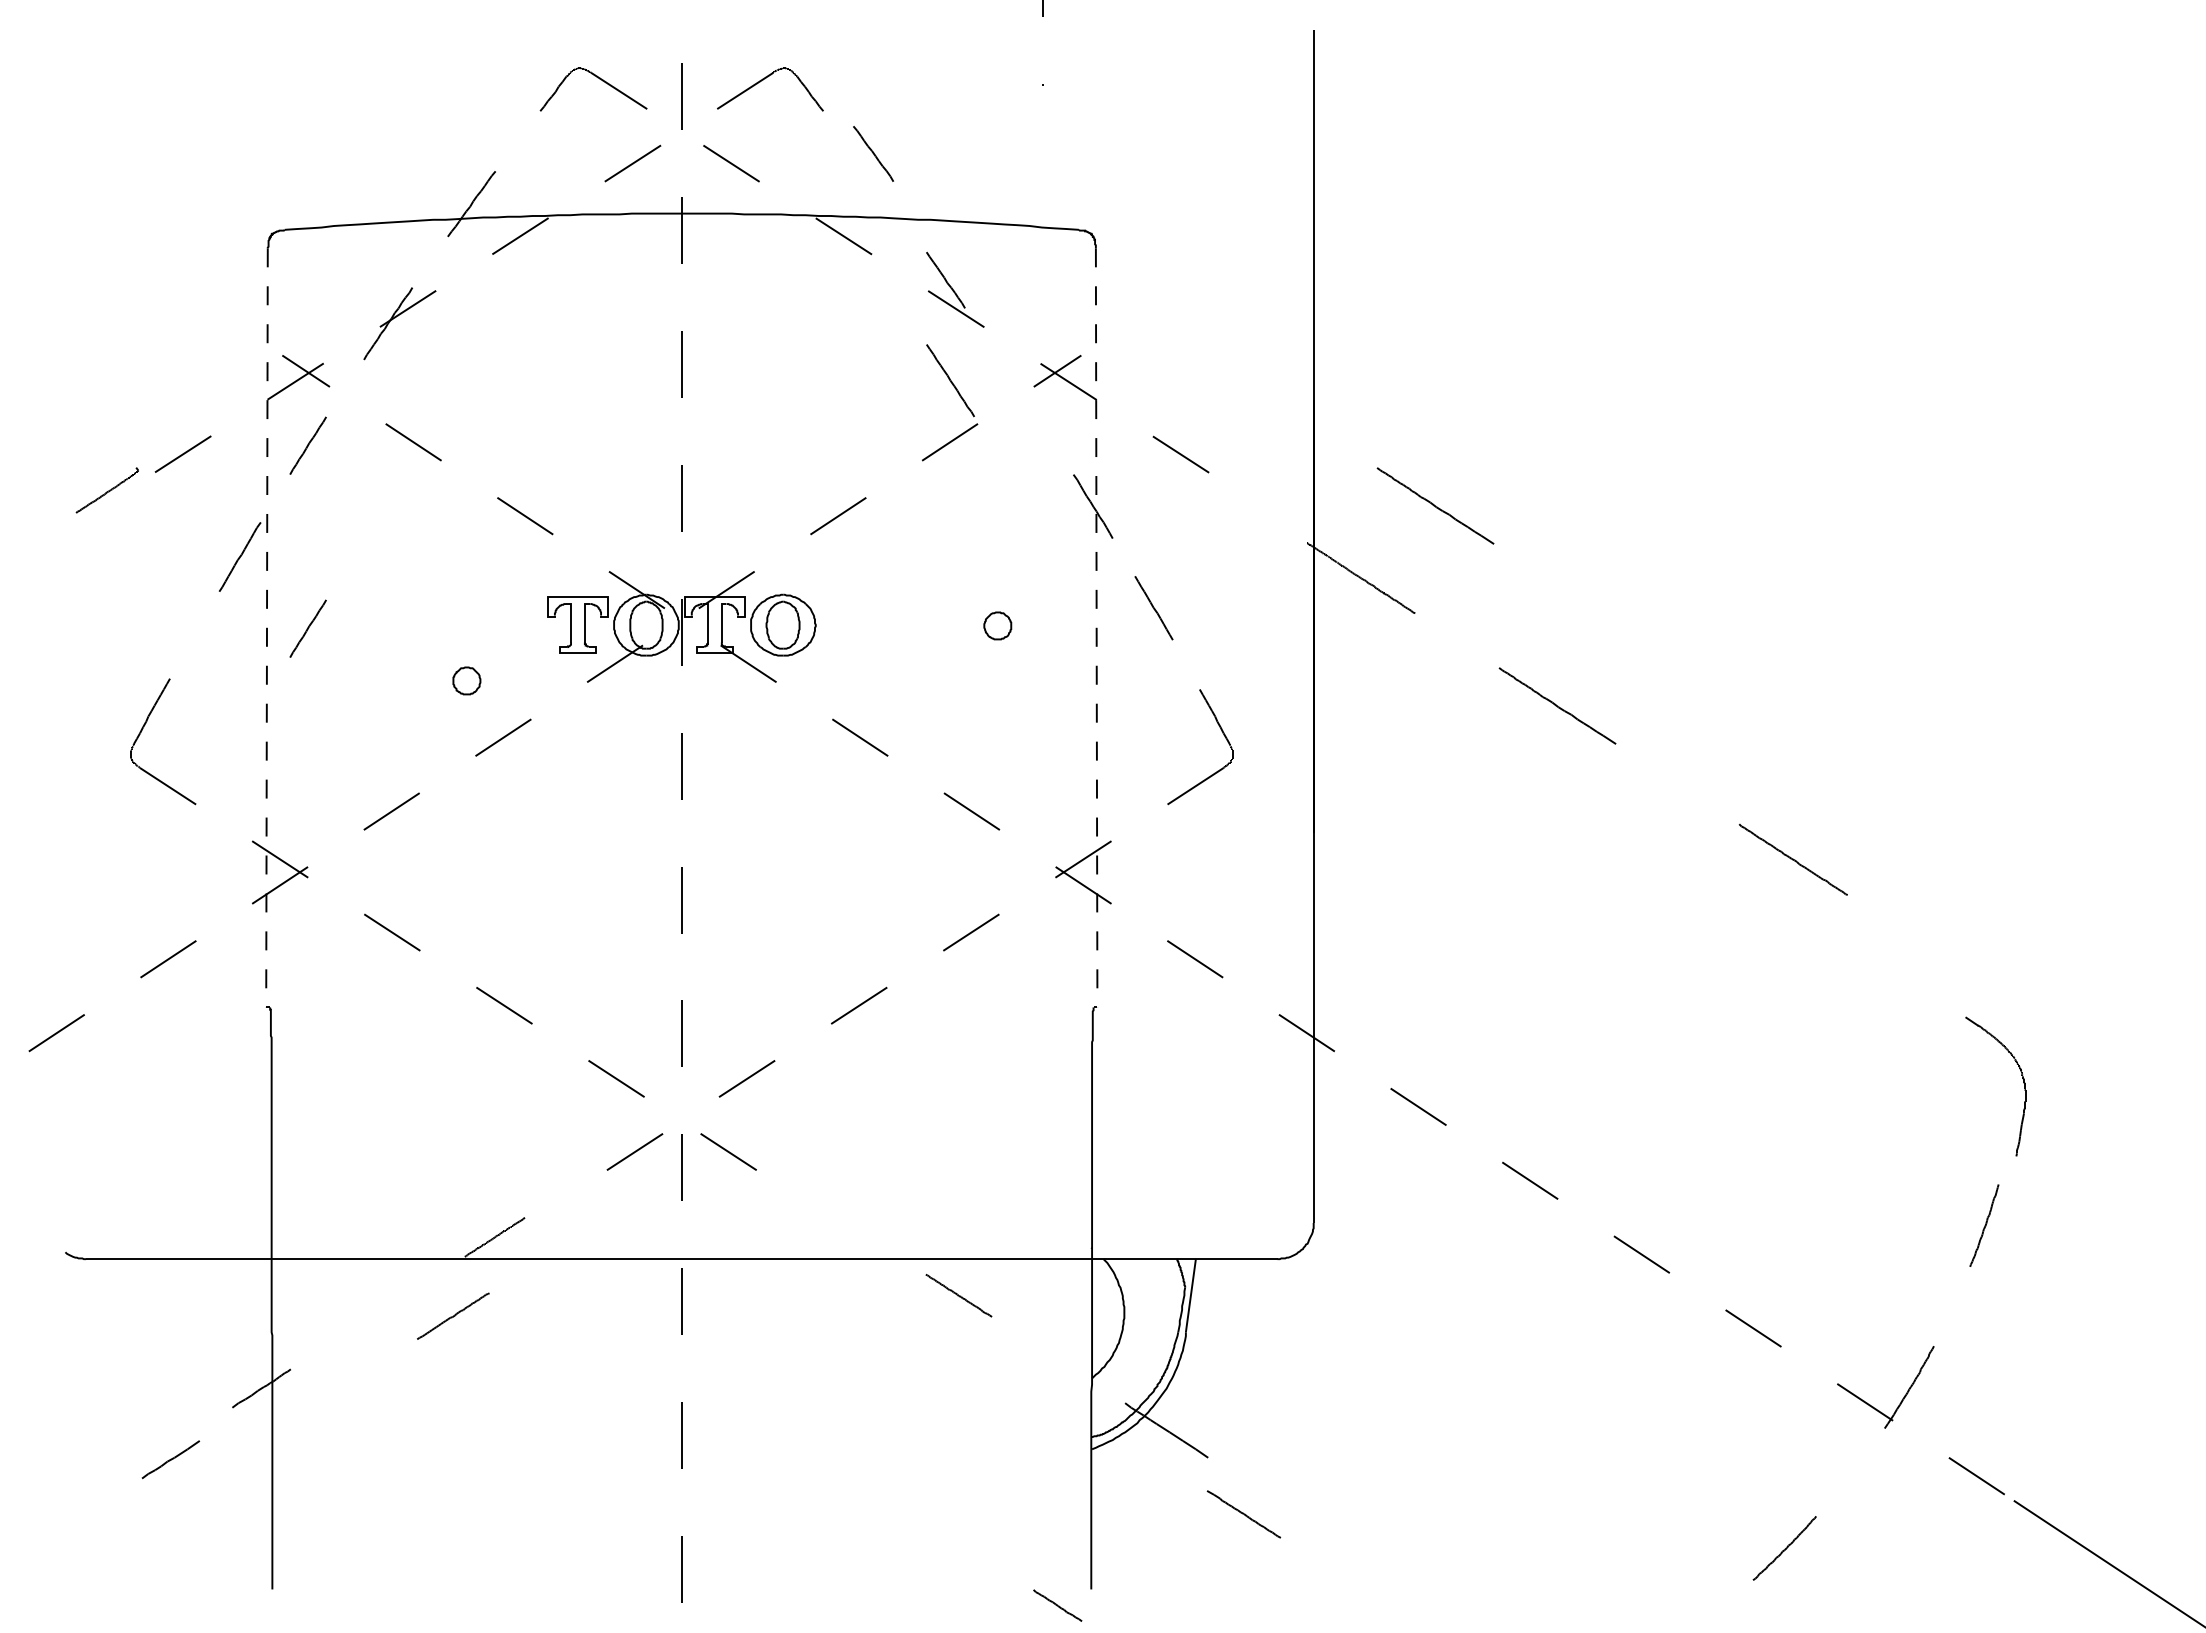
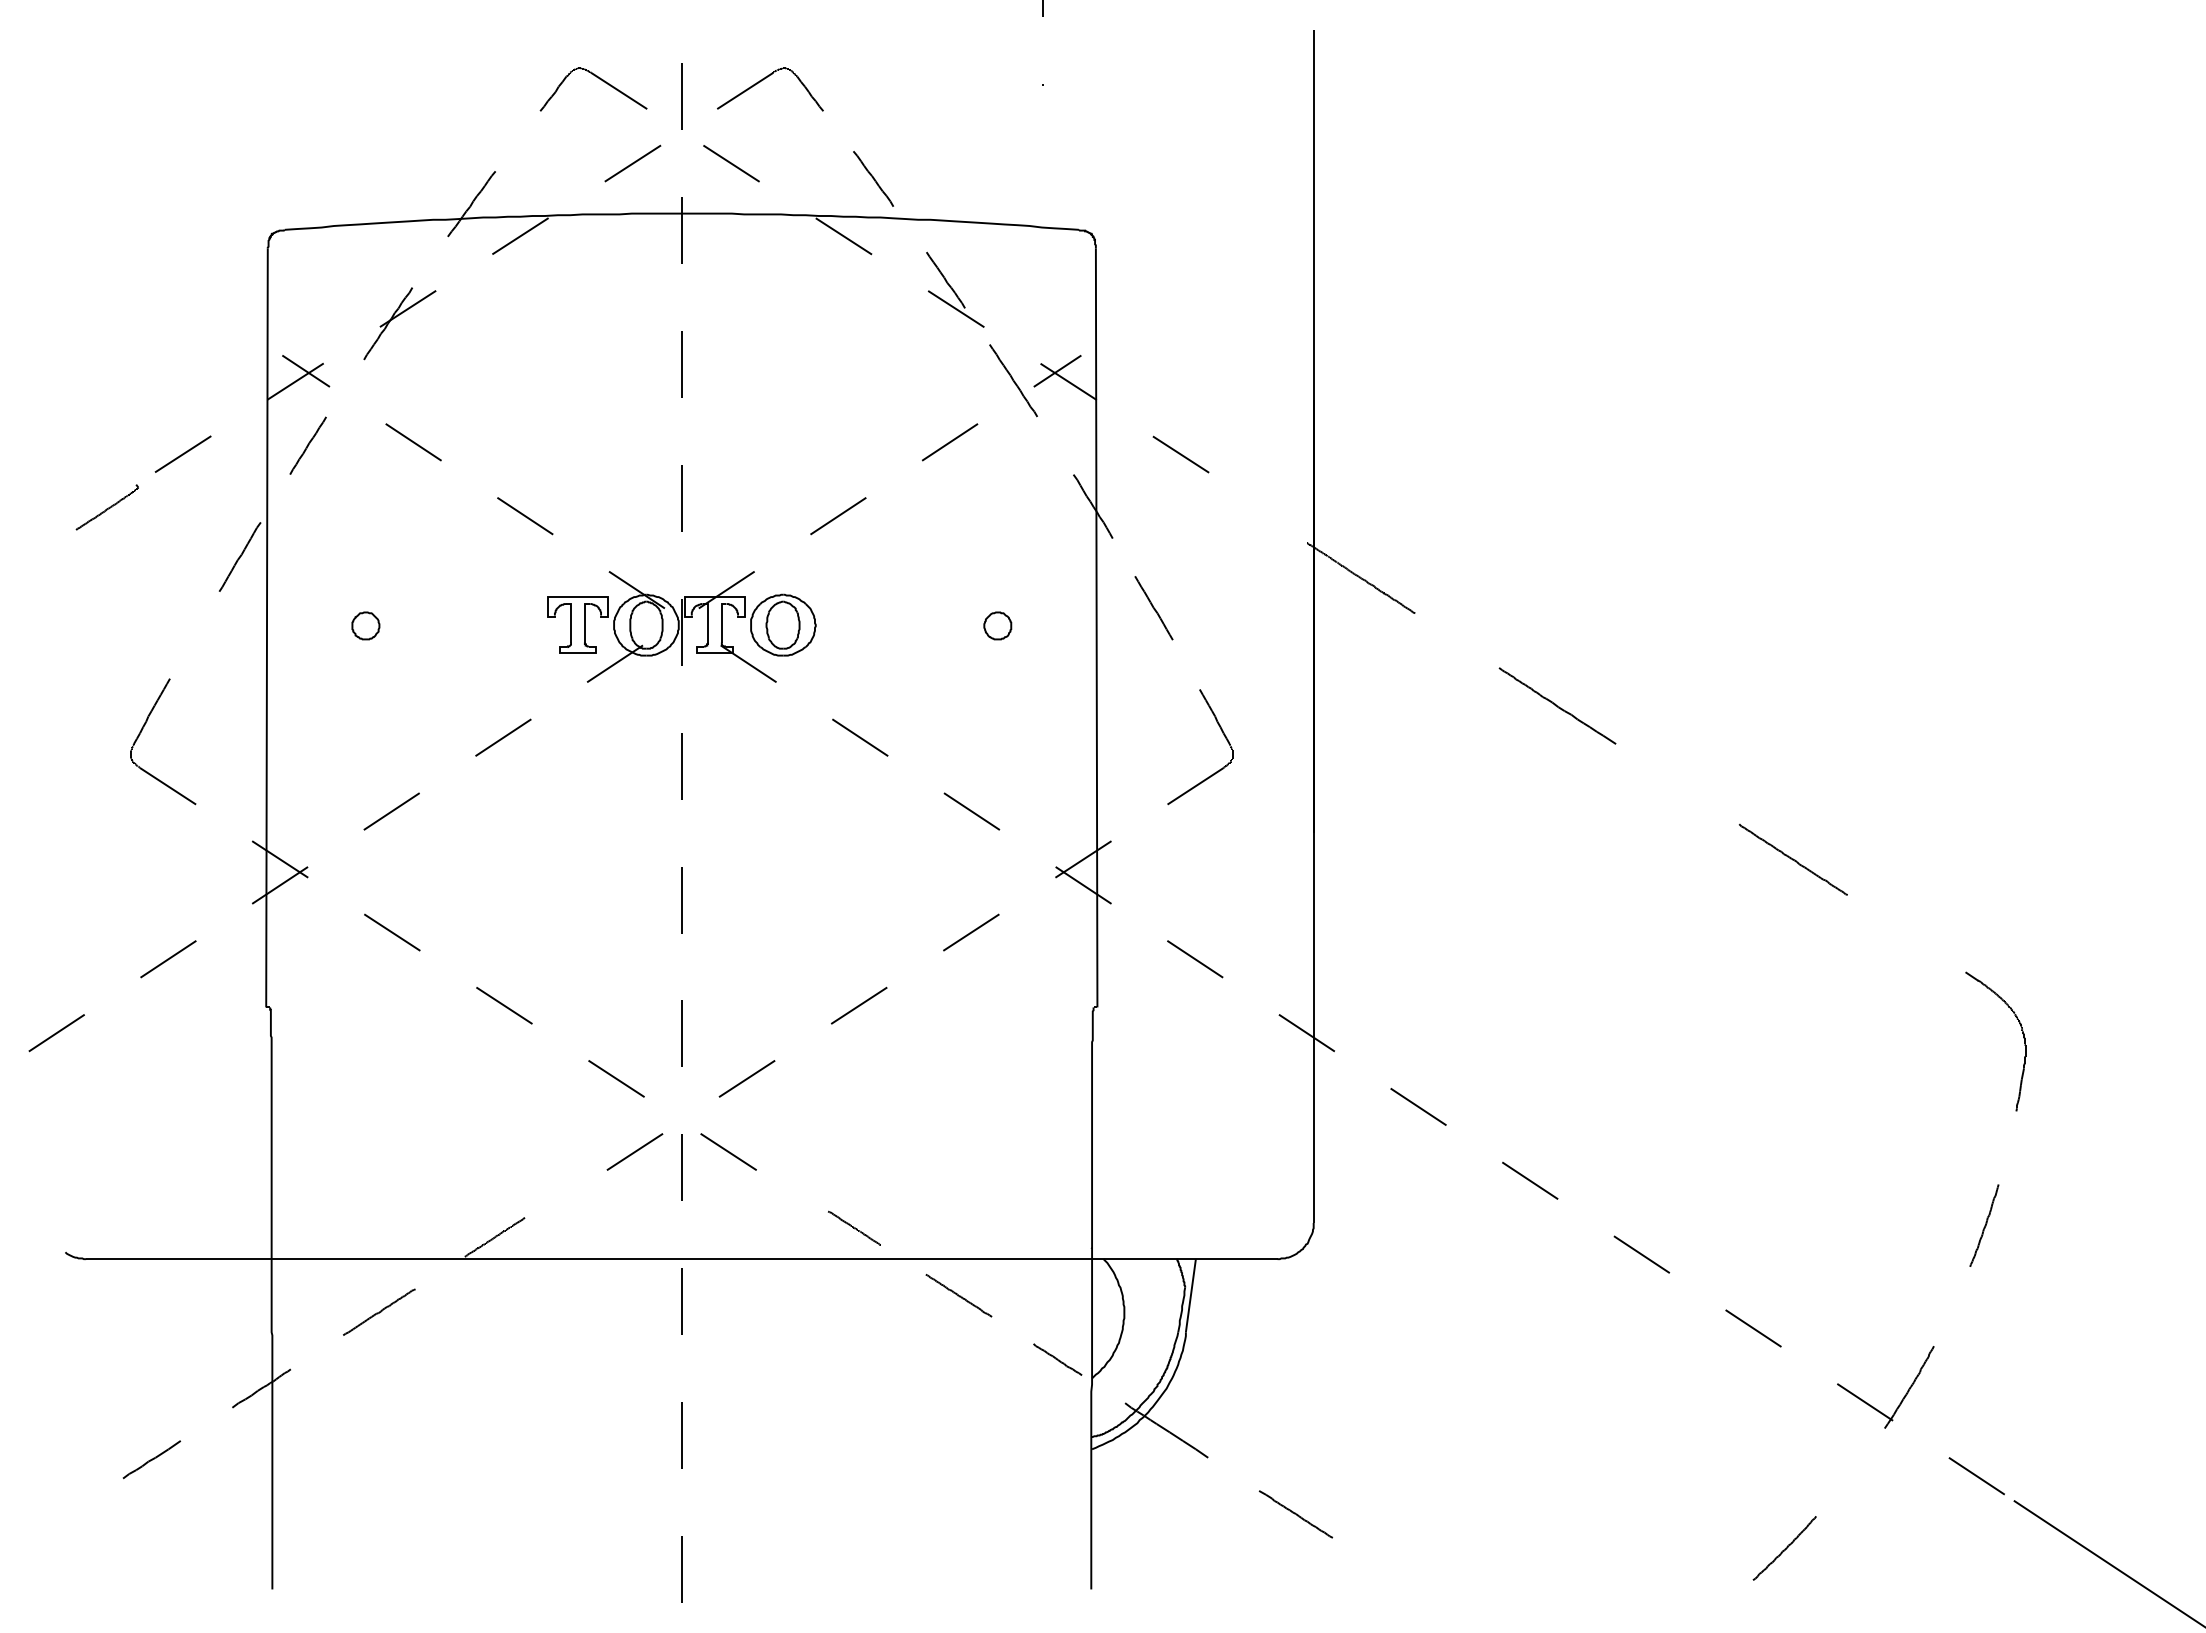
line position: (873, 153) -> (873, 178) (873, 178)
line position: (950, 380) -> (1013, 380) (1013, 380)
part position: (106, 490) -> (106, 507) (106, 507)
line: present -> none (1435, 505)
line: dashed -> solid (267, 627)
line: dashed -> solid (1096, 627)
line: present -> none (307, 628)
part position: (466, 680) -> (365, 625) (365, 625)
part position: (2022, 1079) -> (2022, 1034) (2022, 1034)
line: none -> present (854, 1227)
line position: (453, 1315) -> (379, 1311) (379, 1311)
line position: (170, 1459) -> (151, 1459) (151, 1459)
line position: (1243, 1514) -> (1295, 1514) (1295, 1514)
line position: (1057, 1605) -> (1057, 1359) (1057, 1359)
